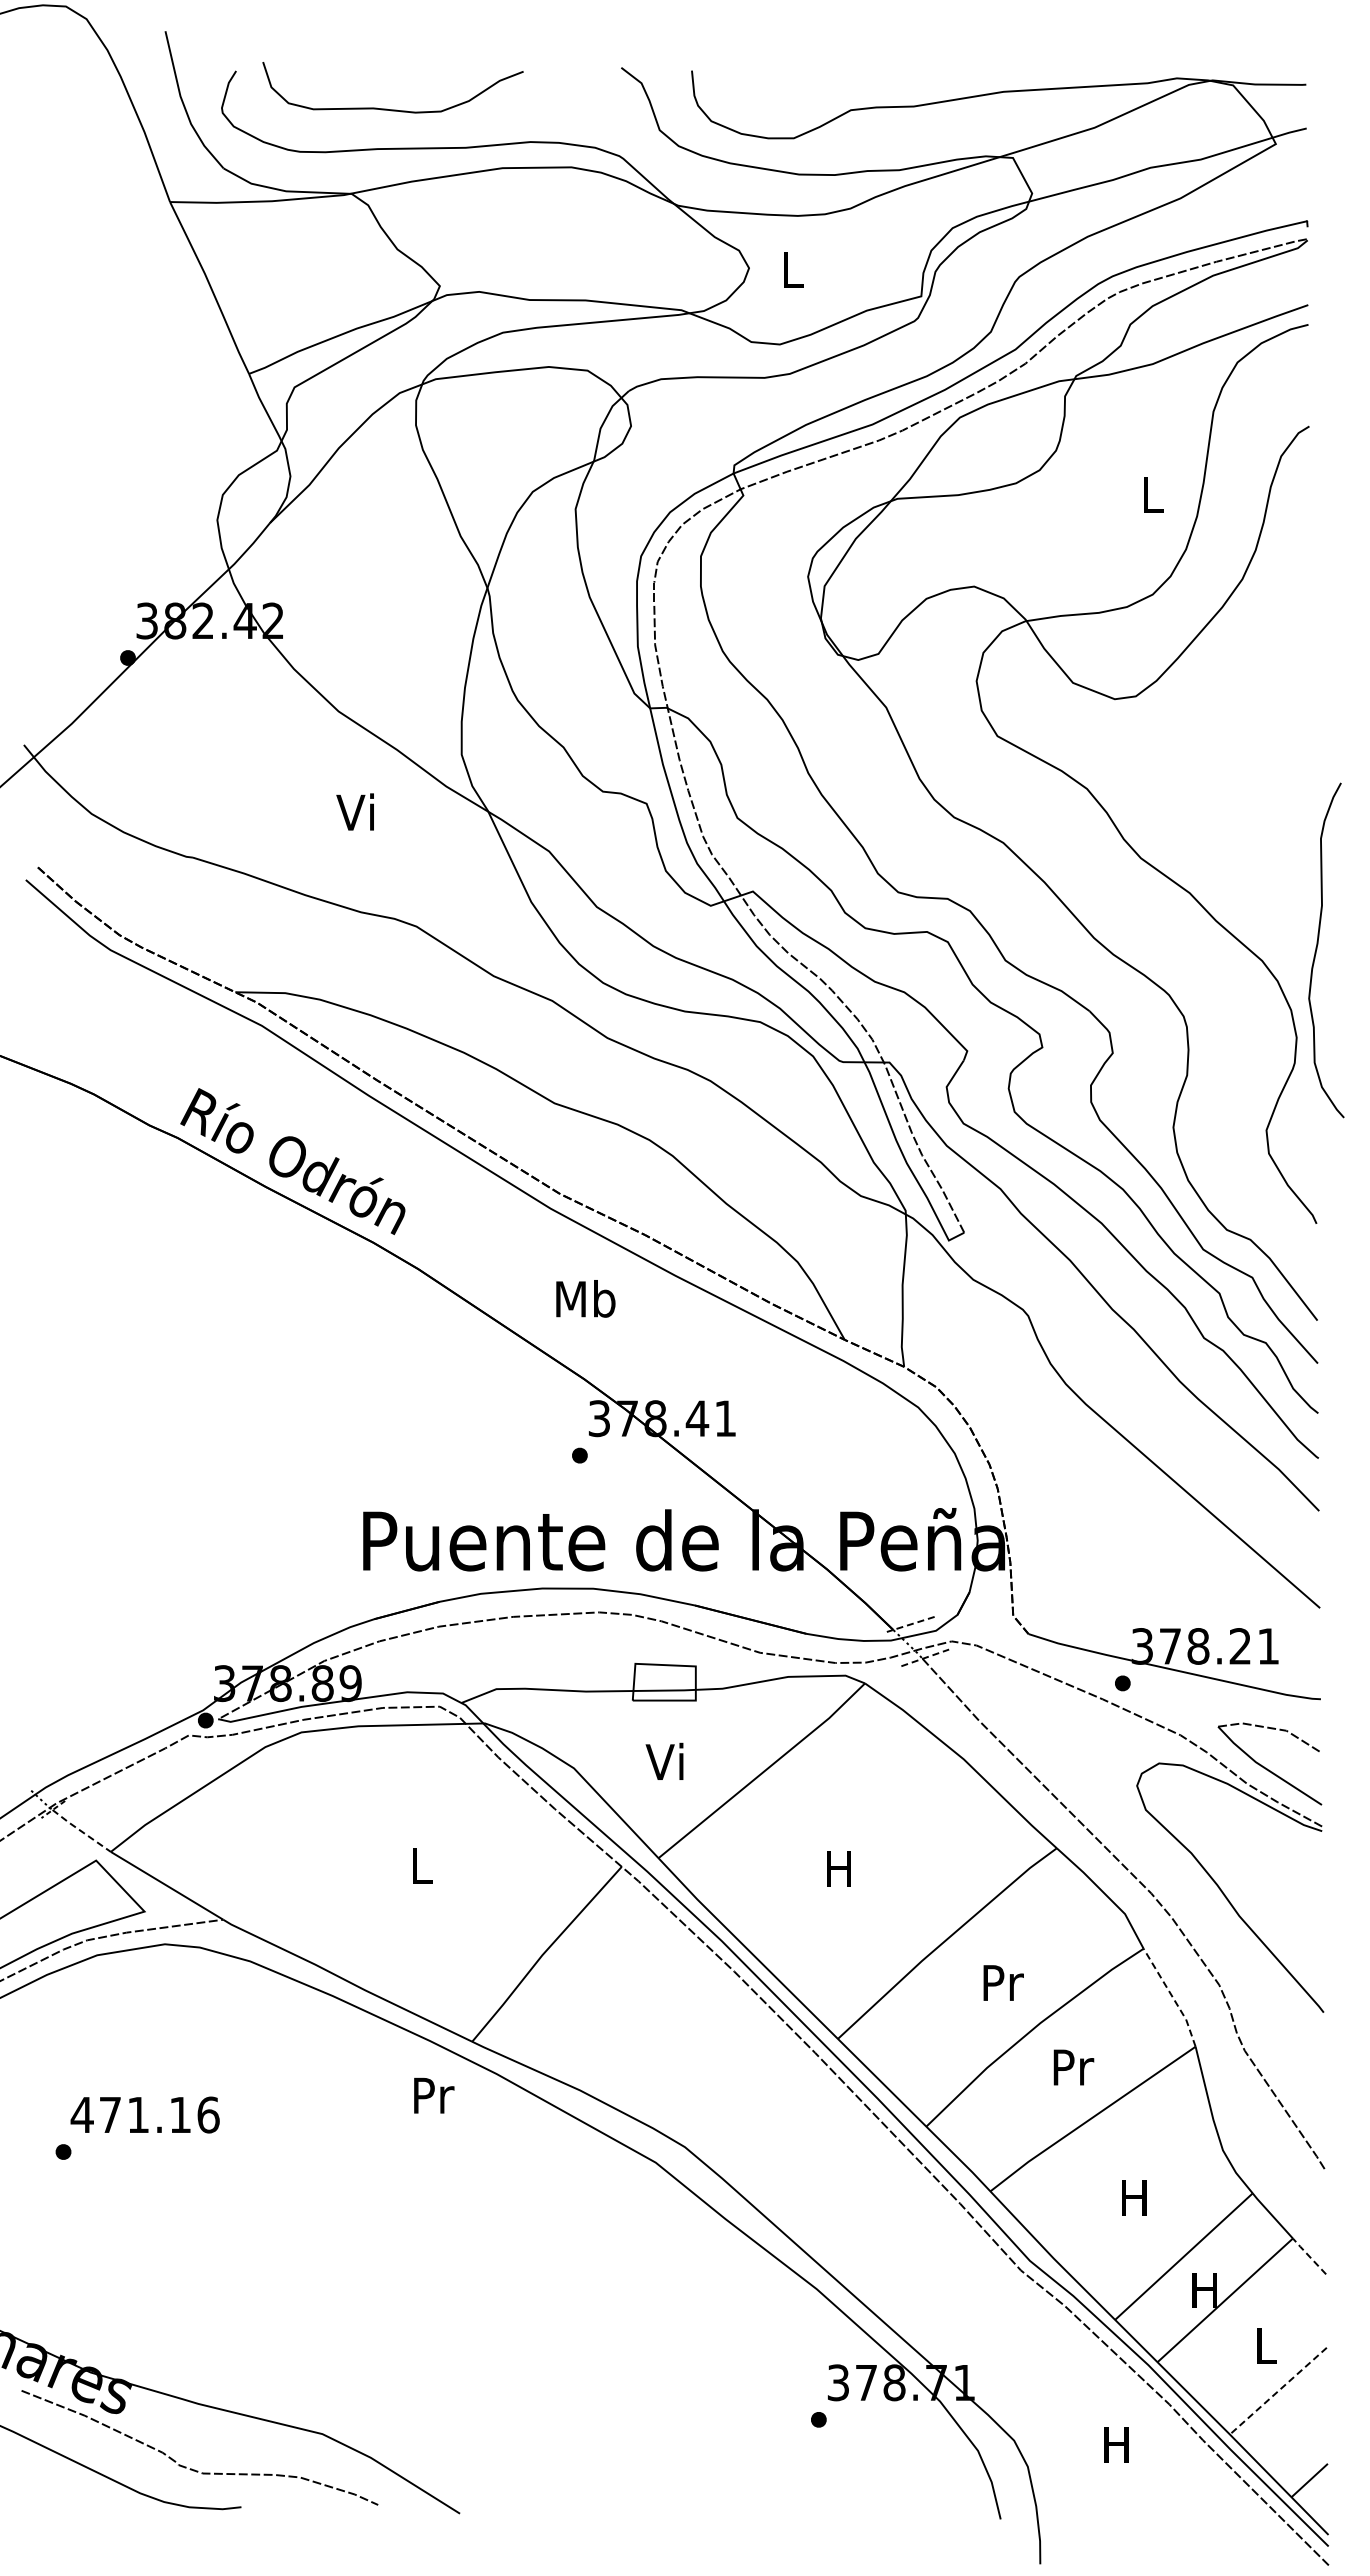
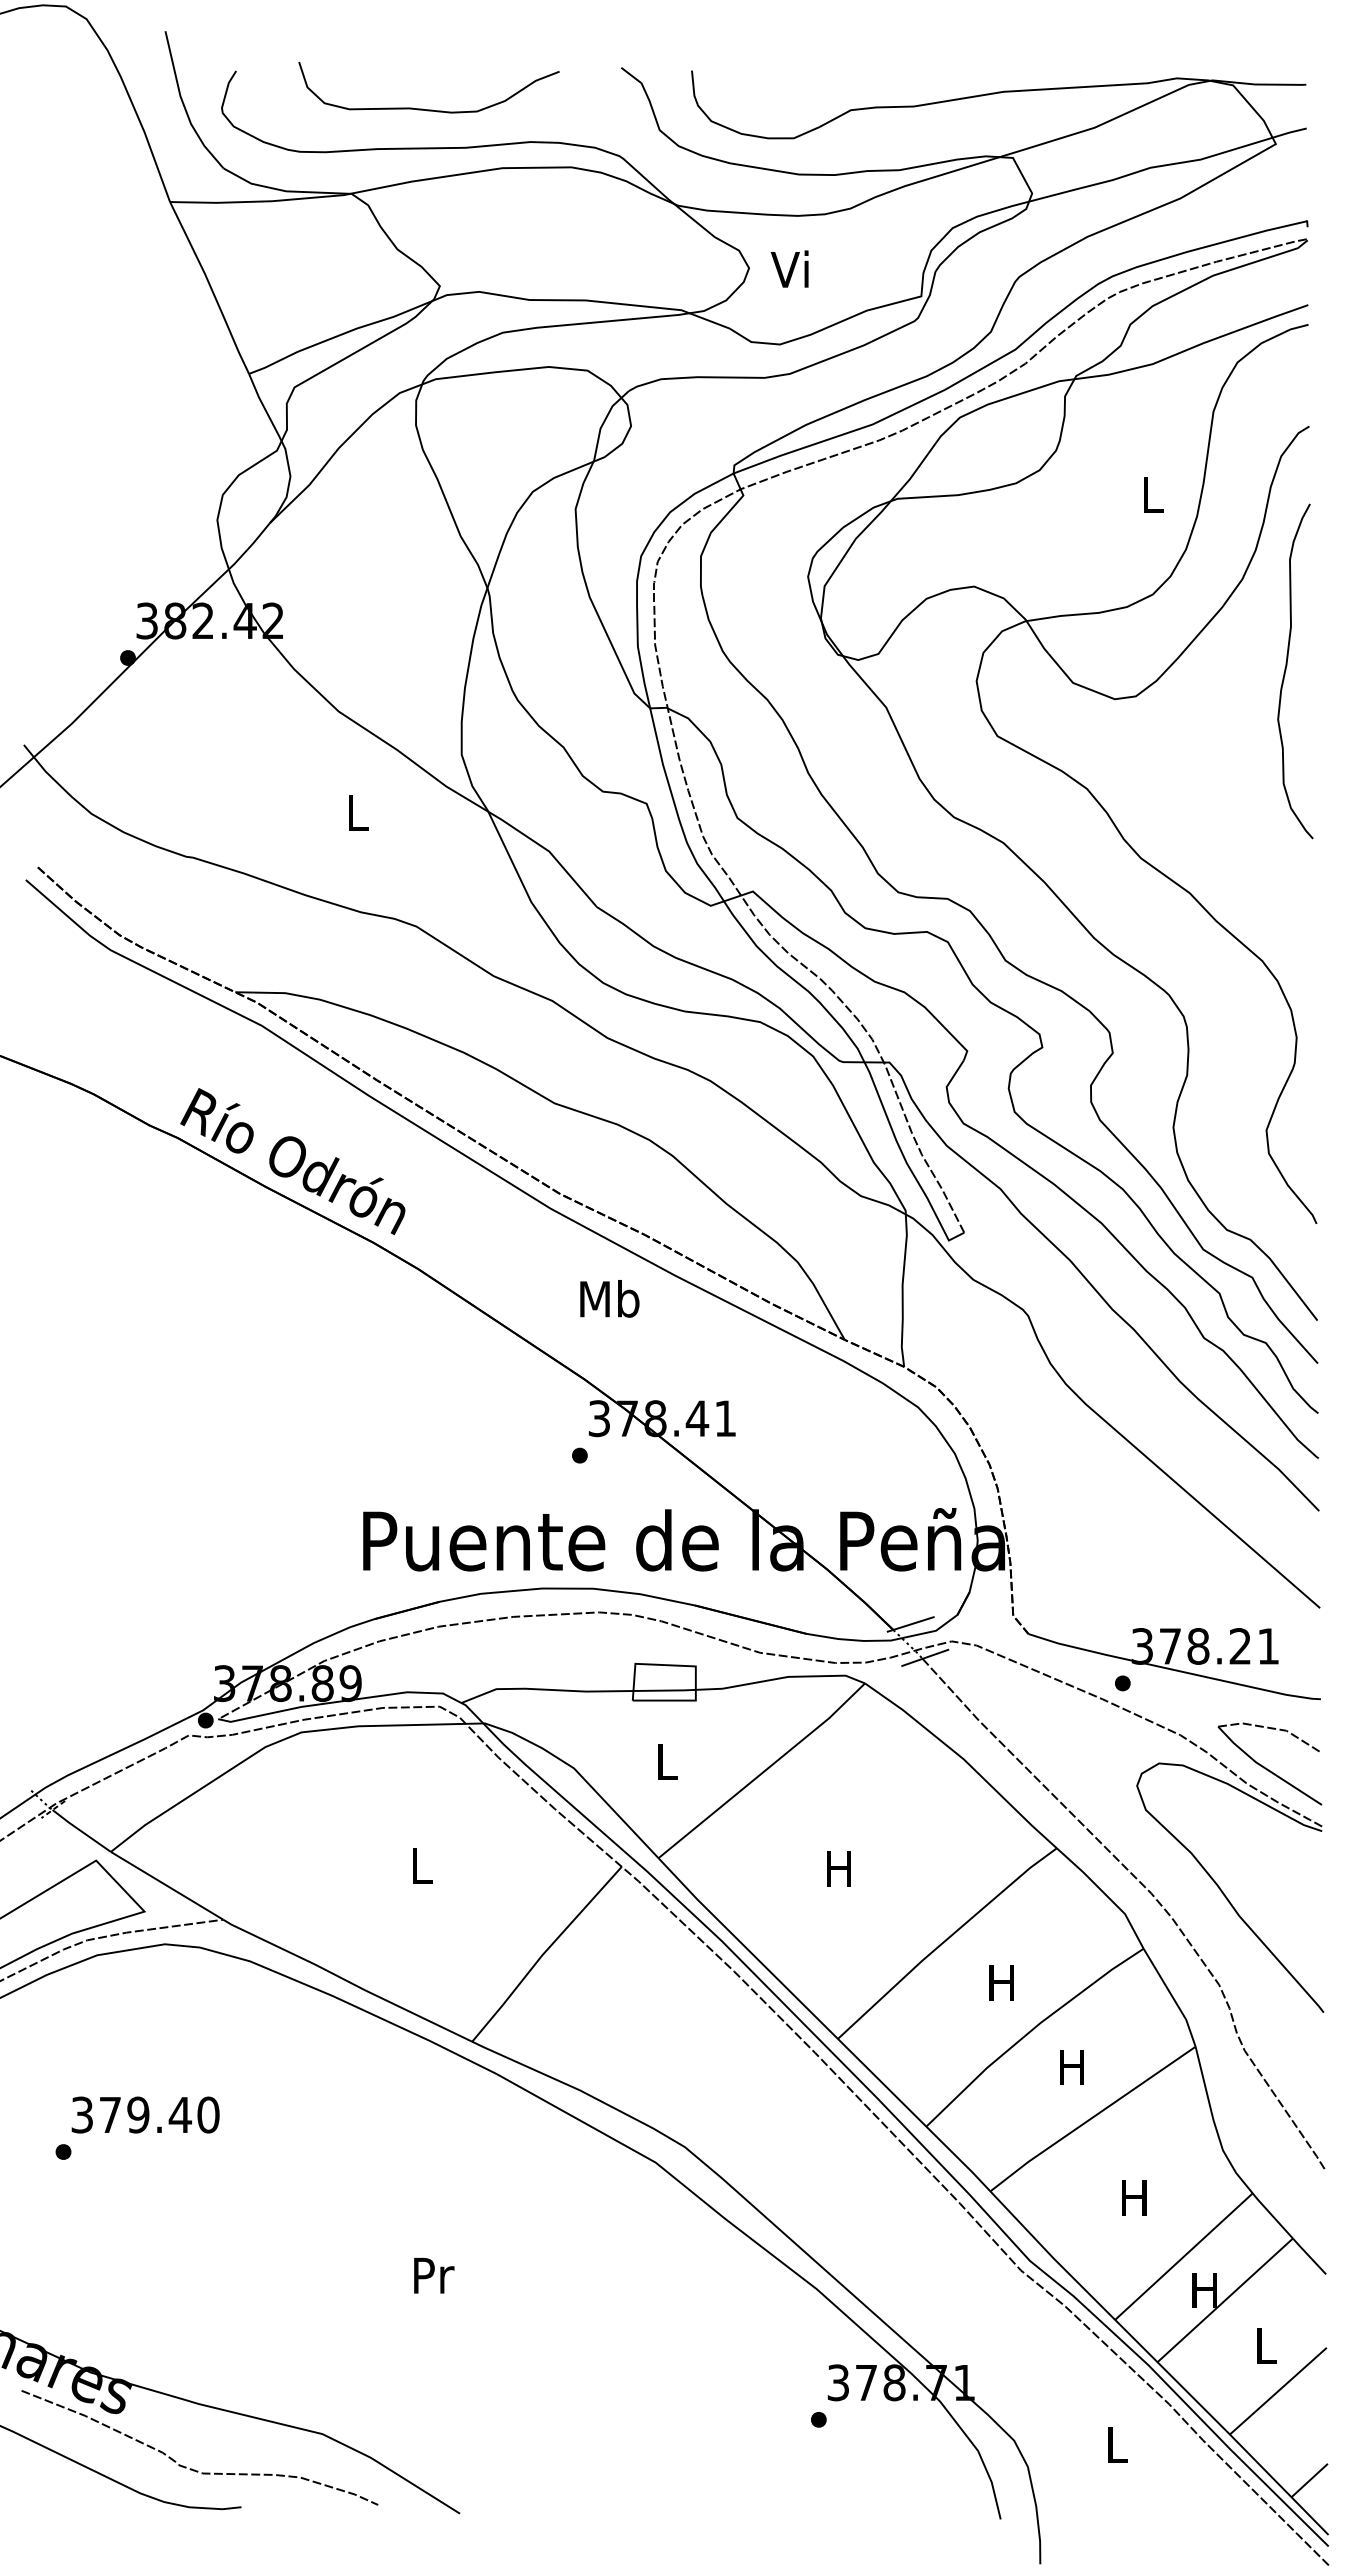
curve position: (387, 108) -> (423, 108) (423, 108)
text: L -> Vi (789, 268)
text: Vi -> L (354, 811)
curve position: (1317, 949) -> (1286, 670) (1286, 670)
text position: (585, 1298) -> (609, 1298) (609, 1298)
line: dashed -> solid (910, 1624)
line: dashed -> solid (925, 1657)
text: Vi -> L (664, 1760)
line: dashed -> solid (81, 1831)
text: Pr -> H (1003, 1982)
line: dashed -> solid (1172, 1996)
text: Pr -> H (1073, 2067)
text position: (434, 2095) -> (434, 2275) (434, 2275)
text: 471.16 -> 379.40 (144, 2114)
line: dashed -> solid (1308, 2255)
line: dashed -> solid (1278, 2391)
text: H -> L (1116, 2444)
